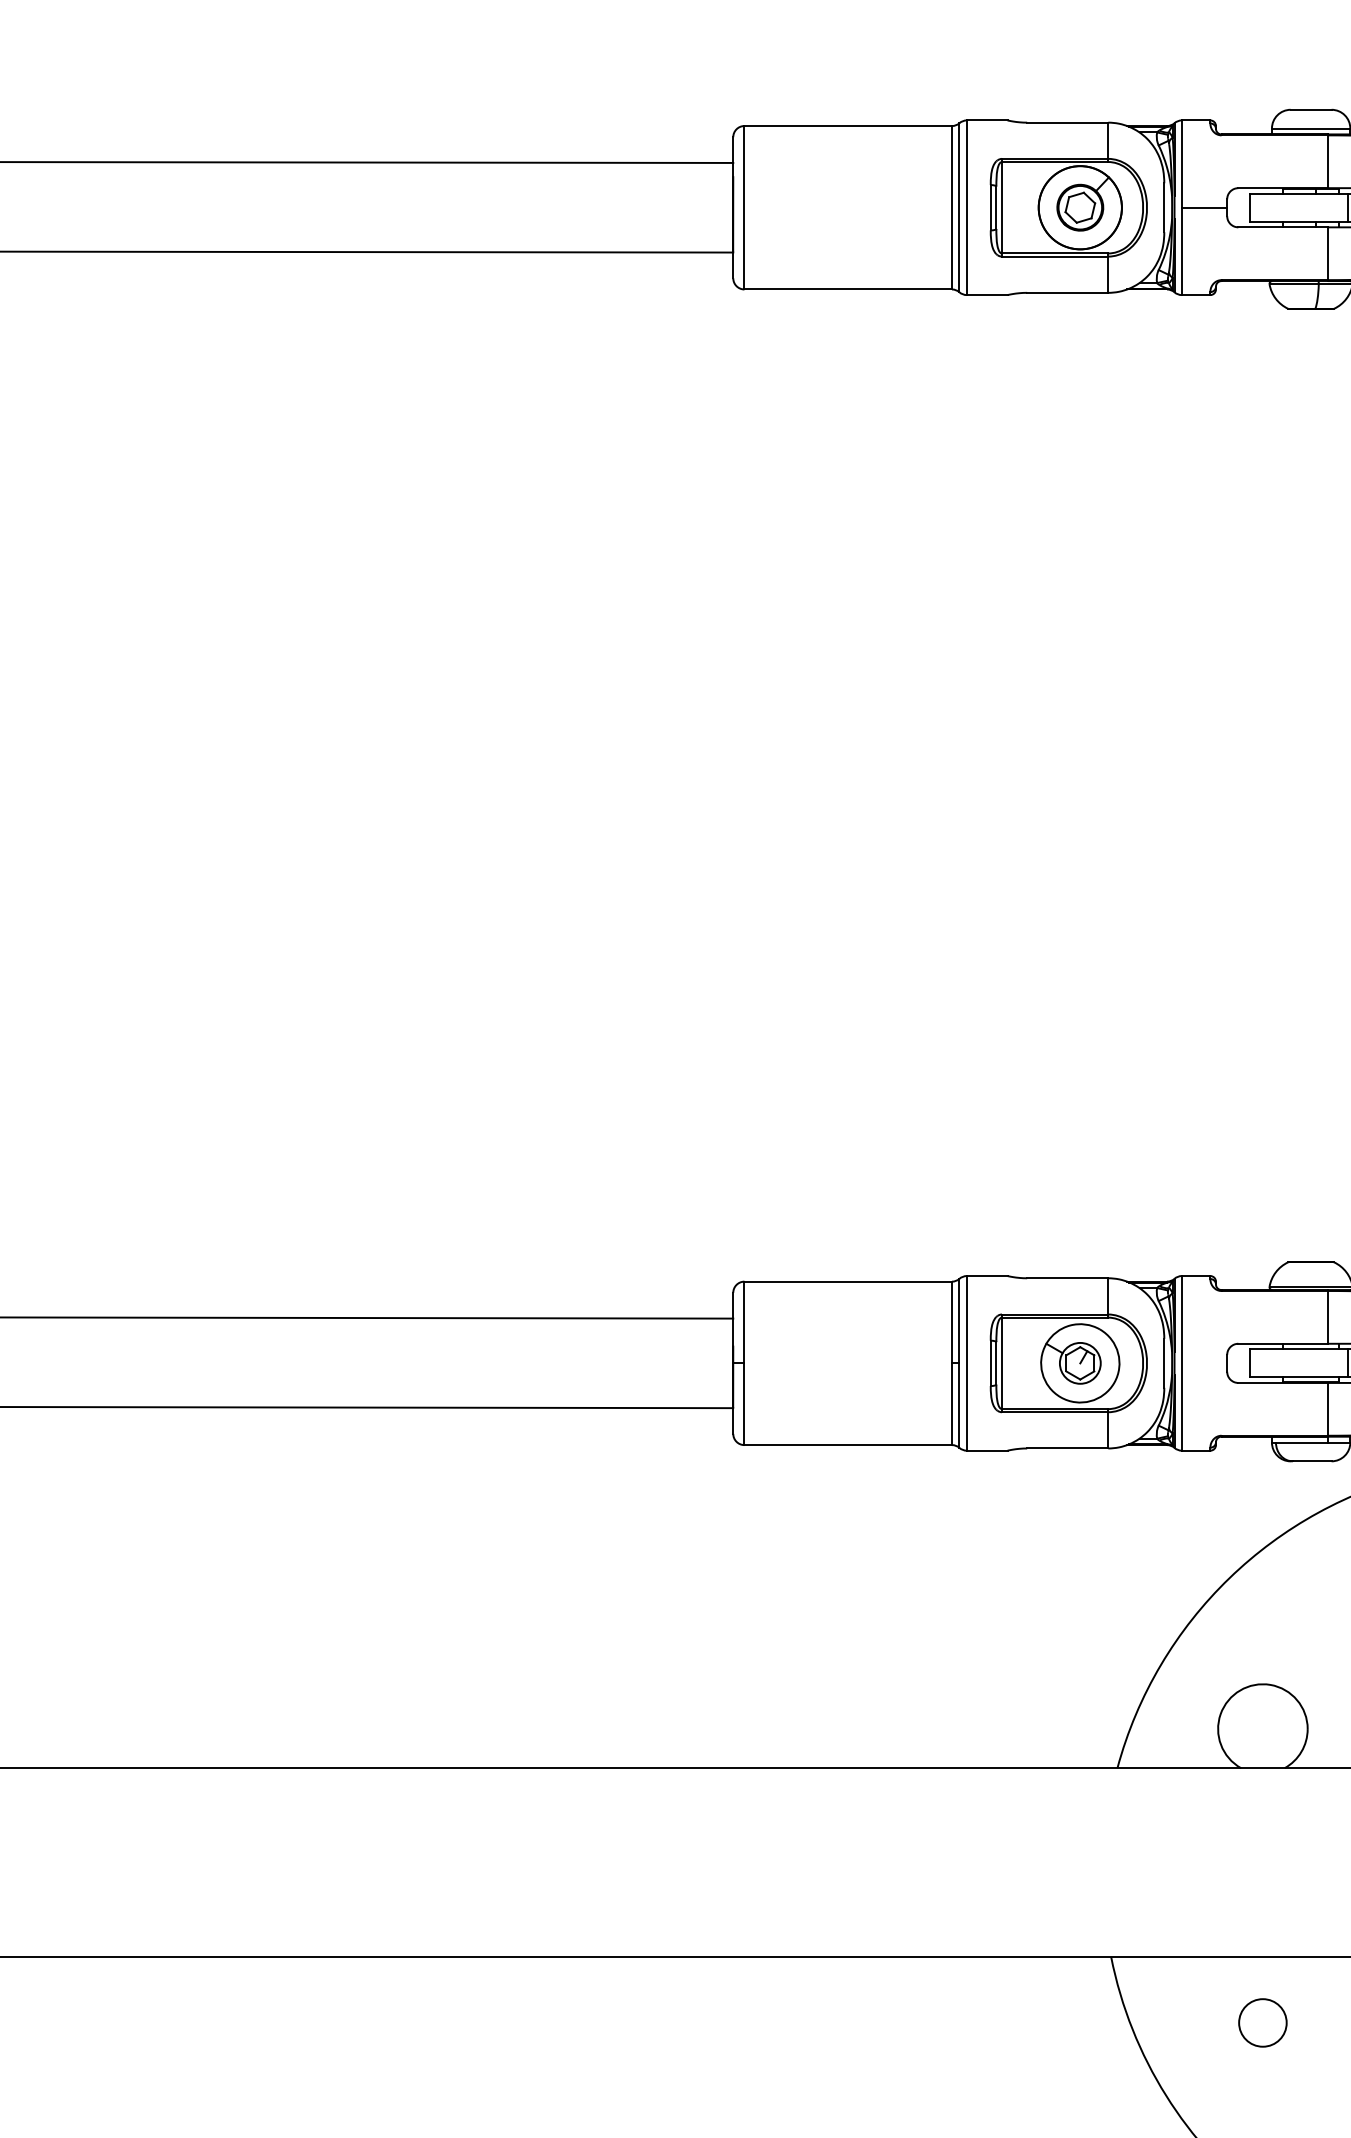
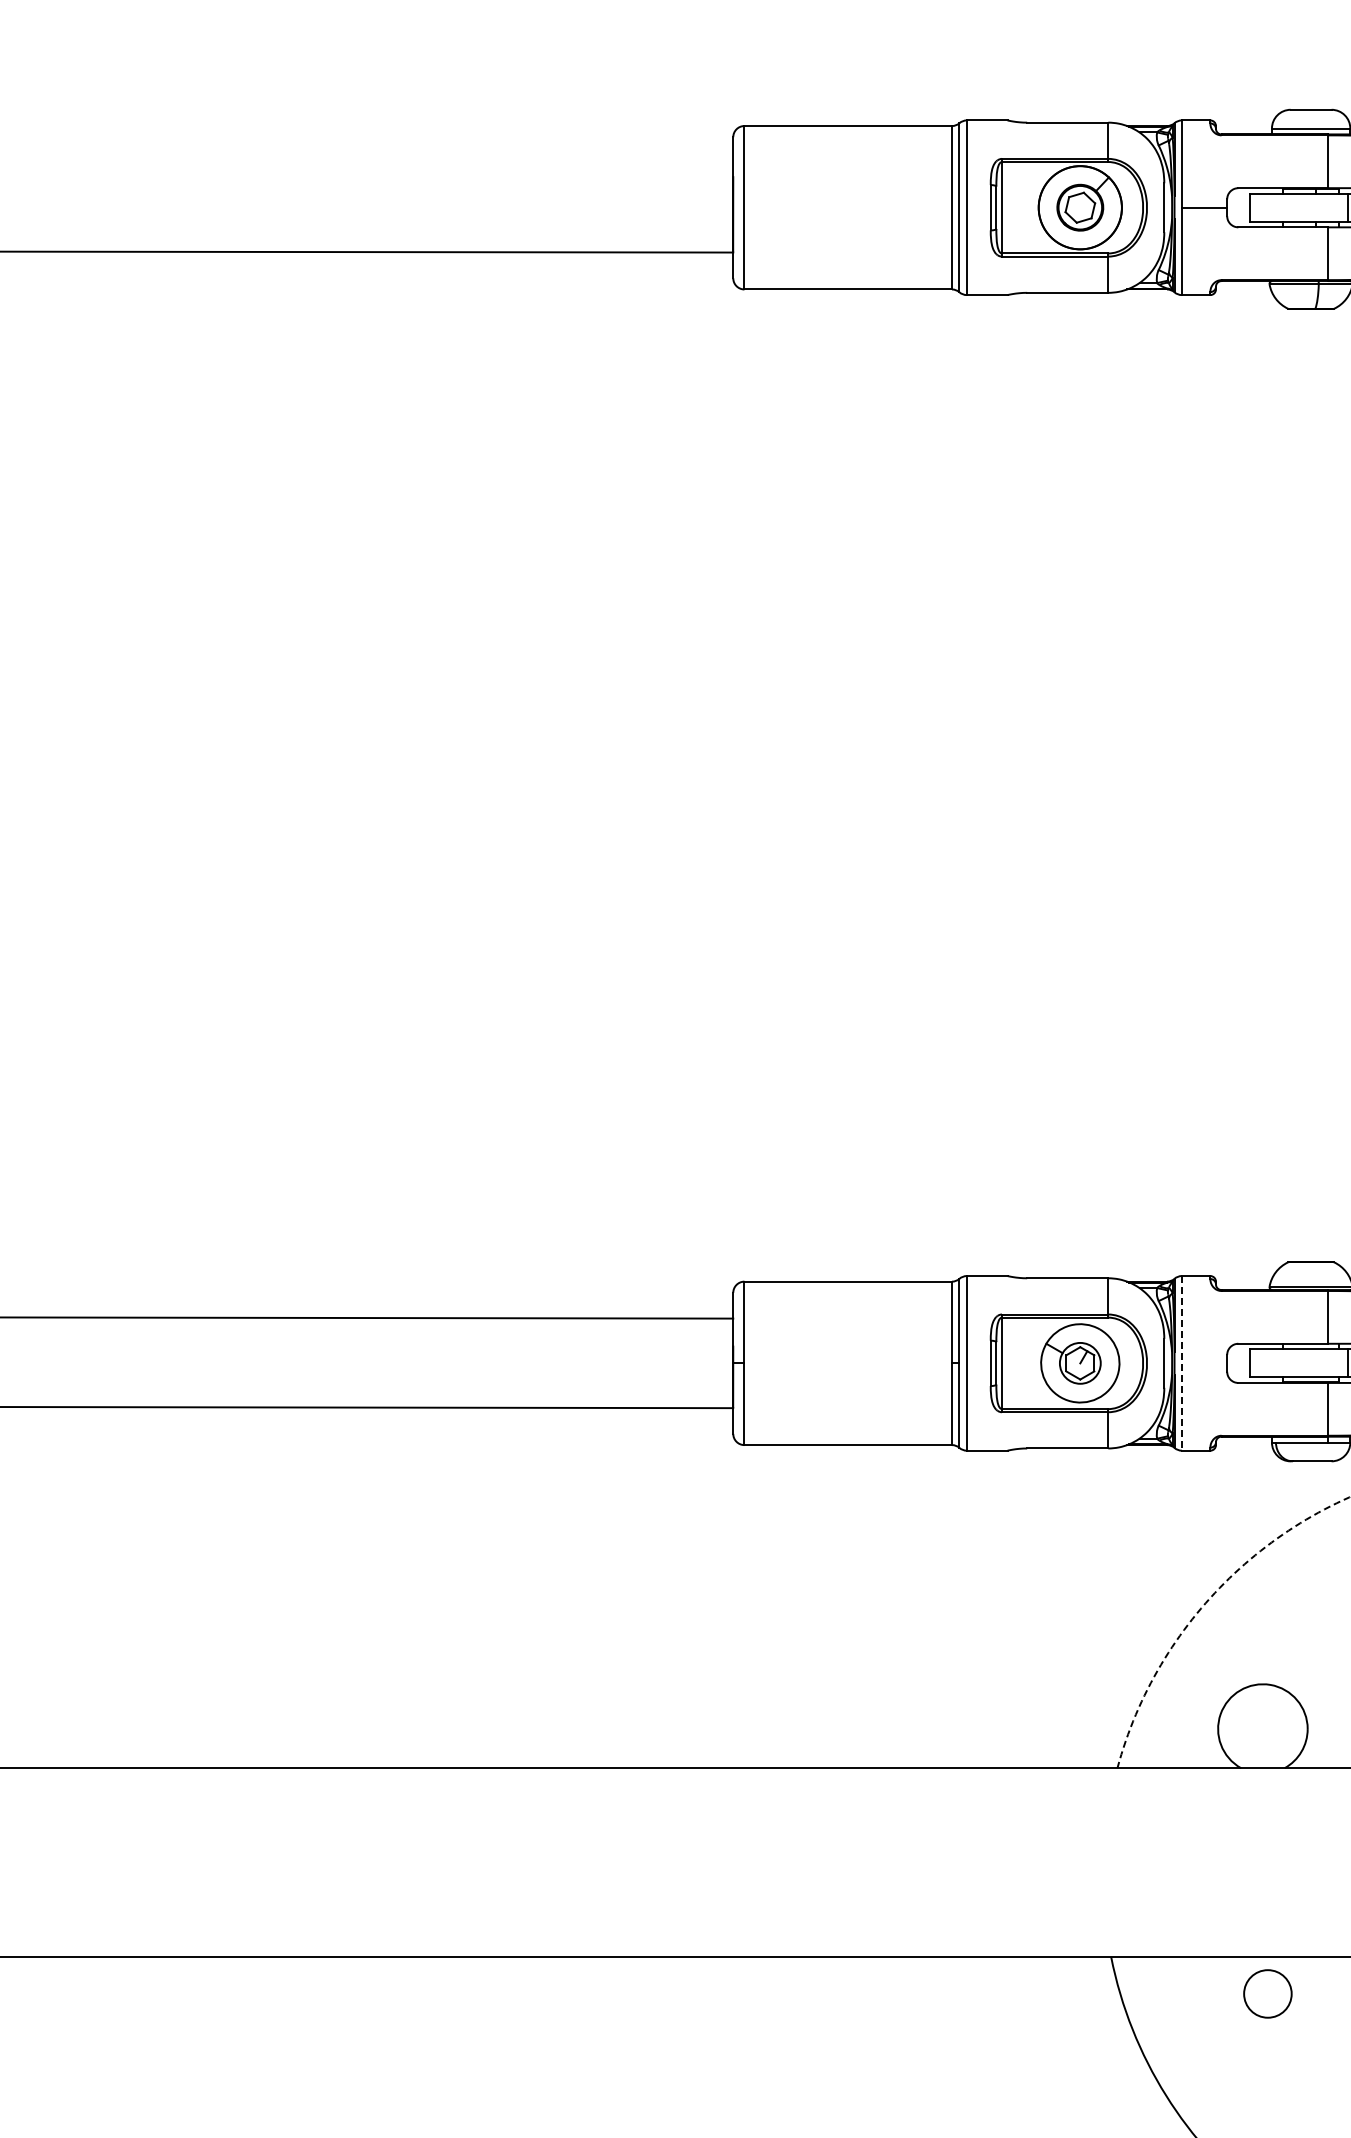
line: present -> none (367, 162)
line: solid -> dashed (1181, 1363)
arc: solid -> dashed (1202, 1607)
circle position: (1262, 2022) -> (1267, 1993) (1267, 1993)
